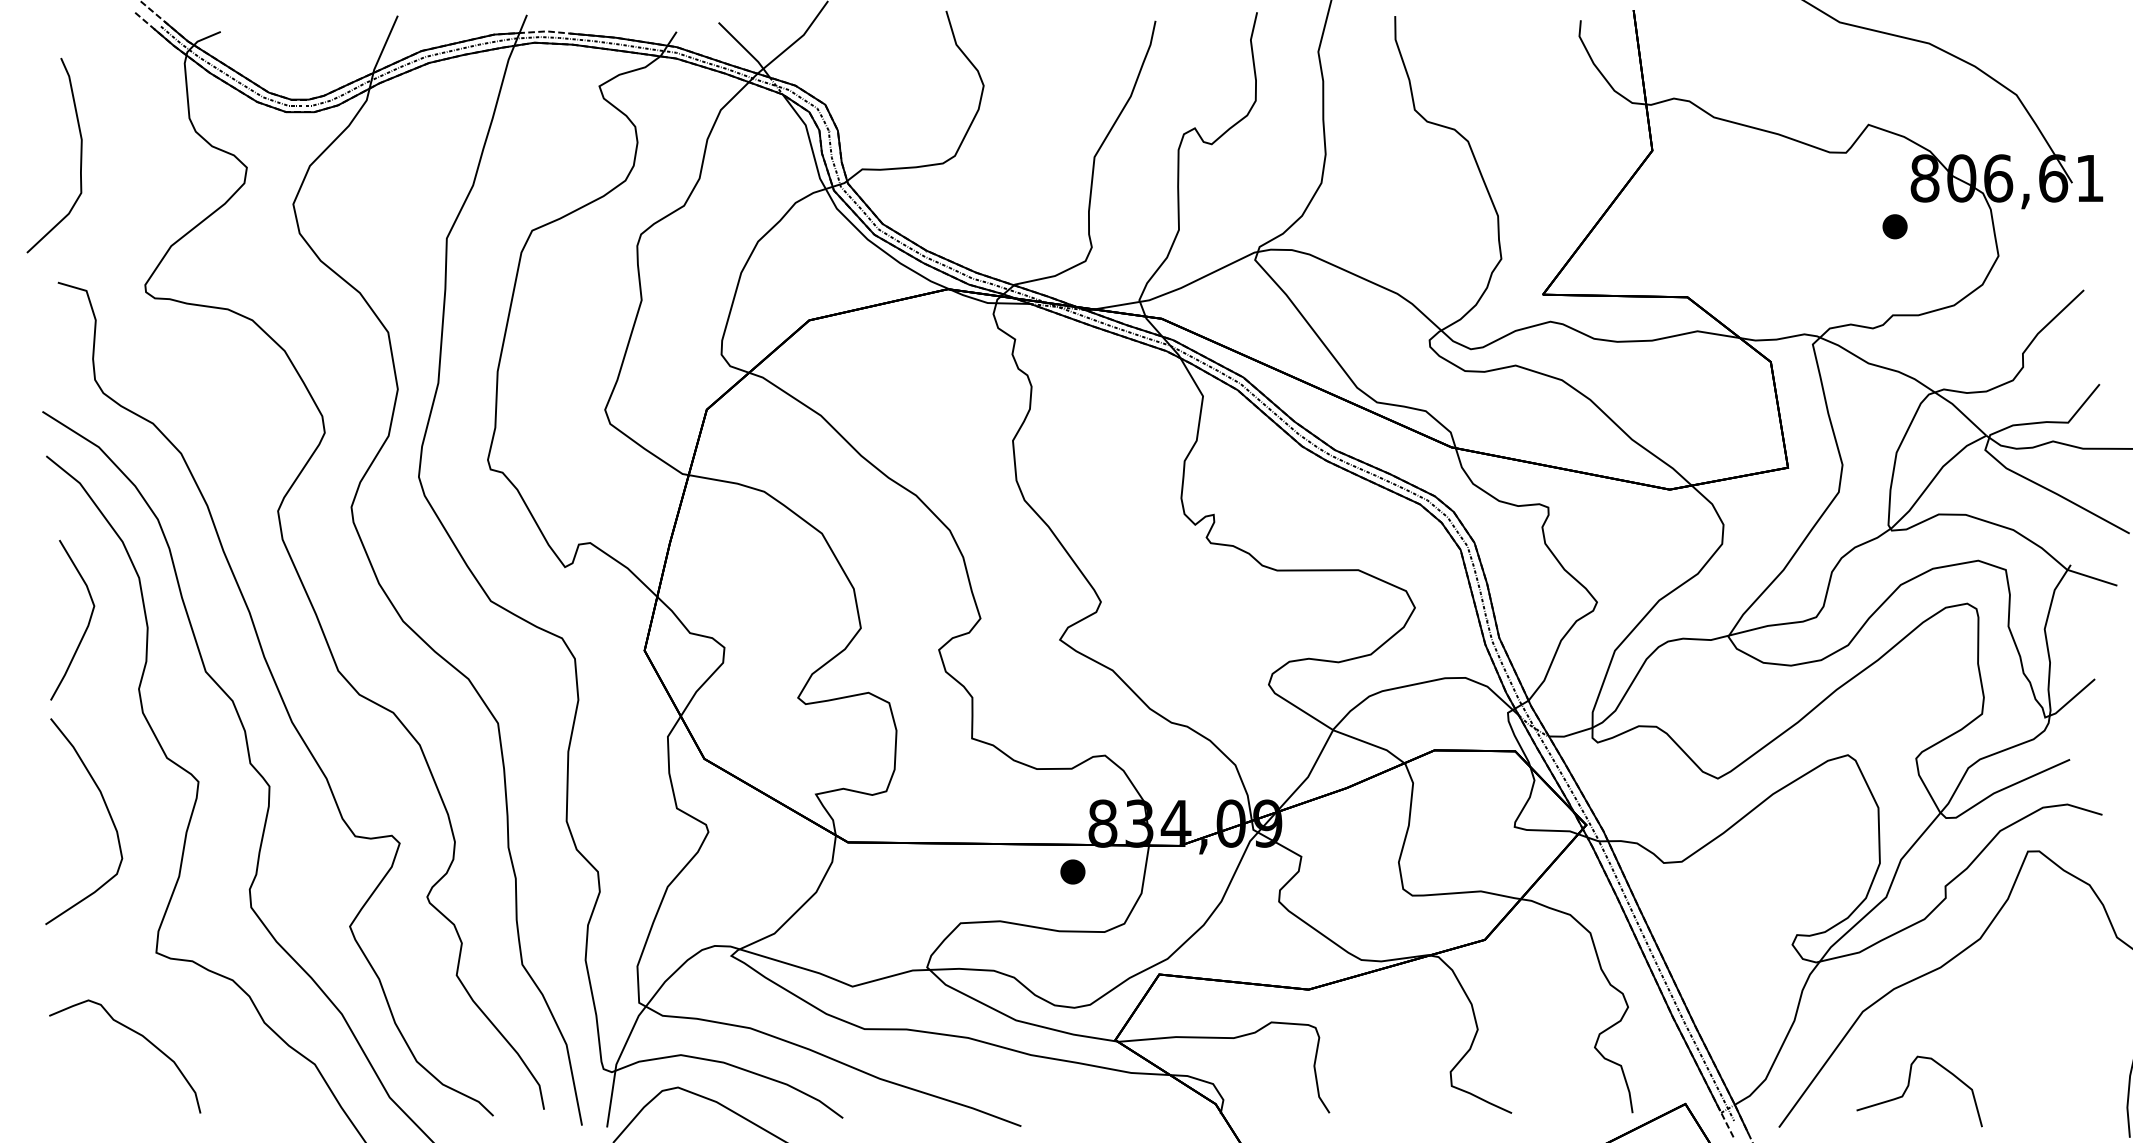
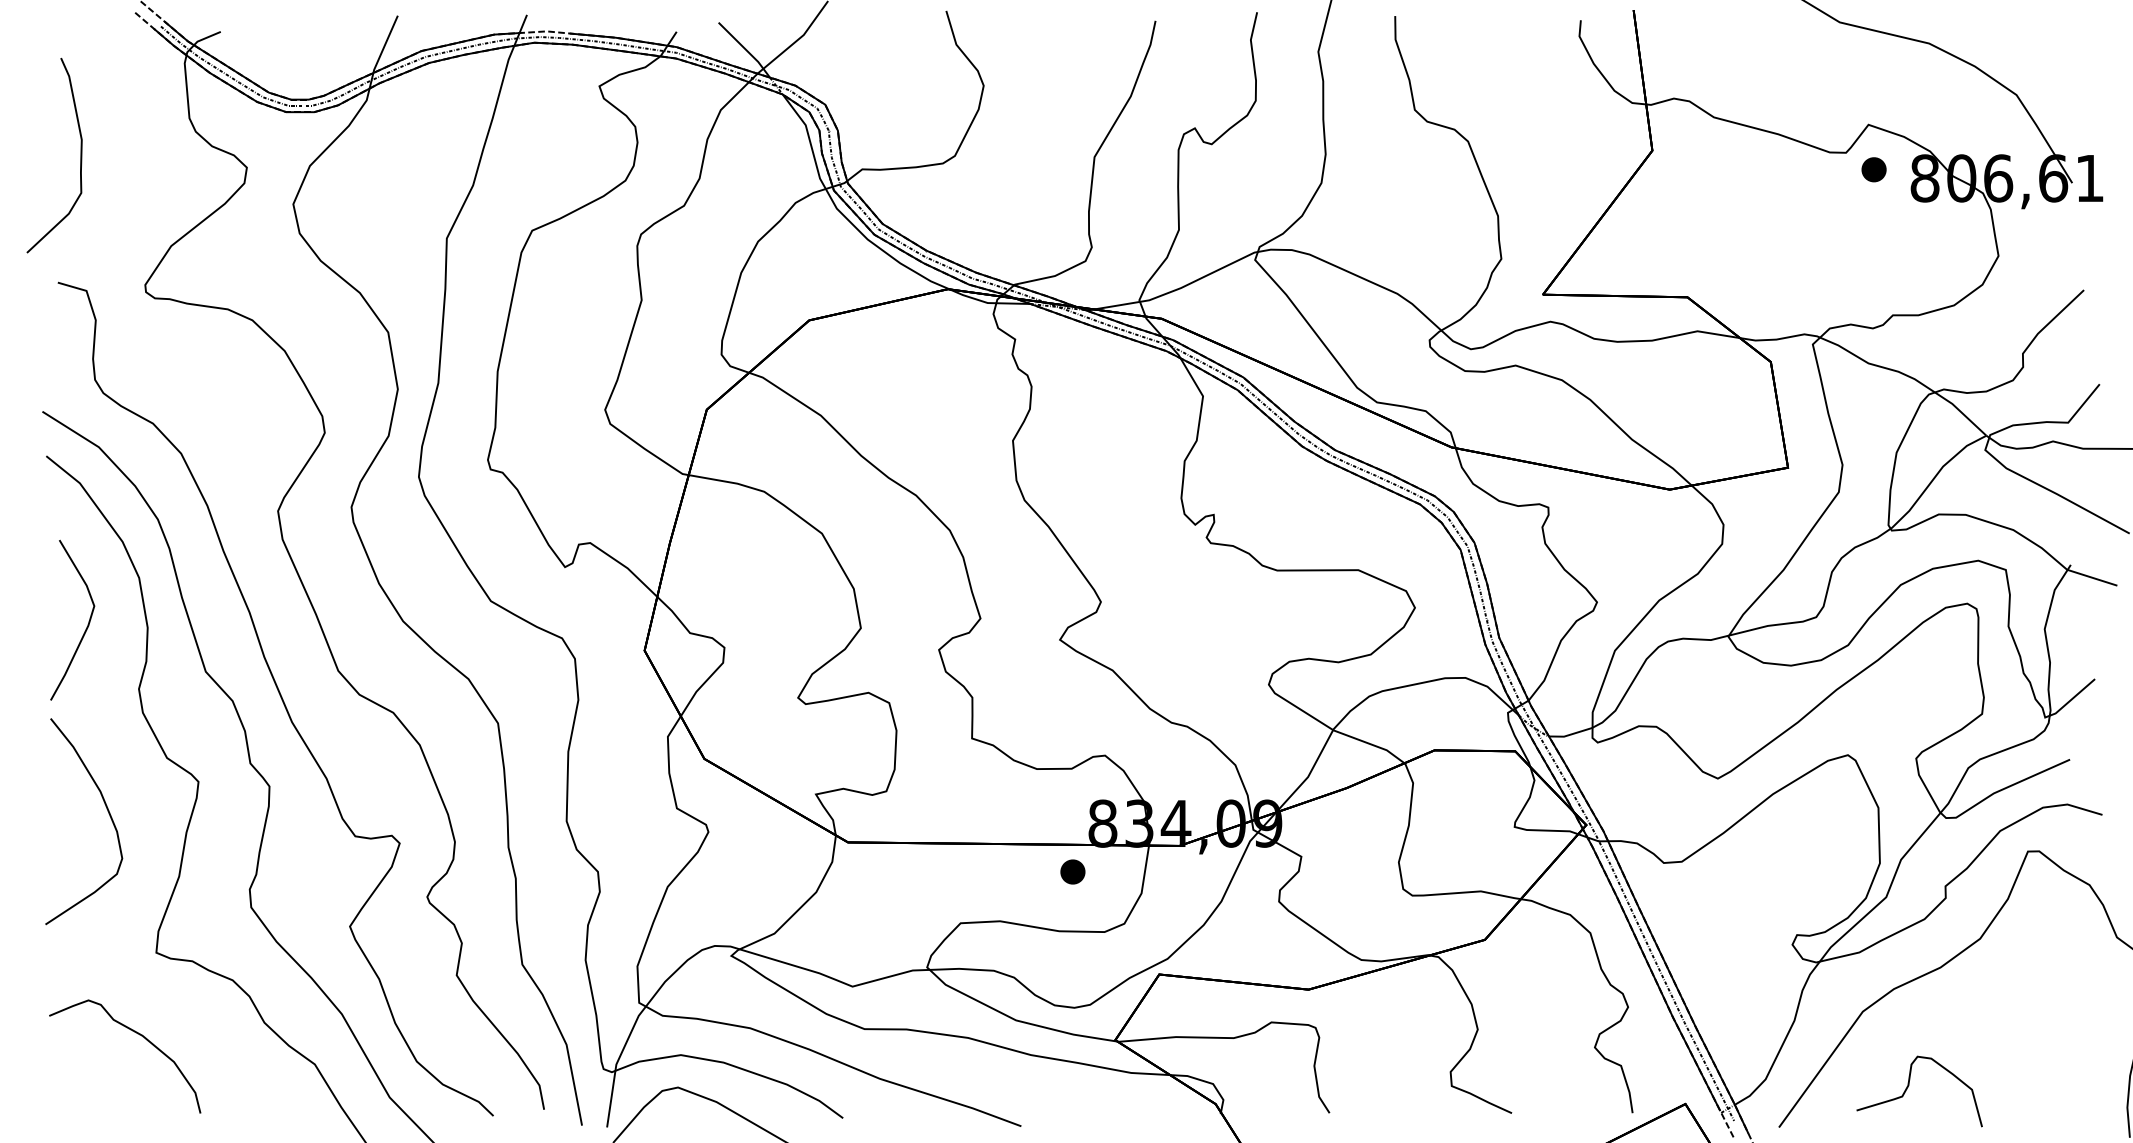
part position: (1894, 226) -> (1873, 169) (1873, 169)
